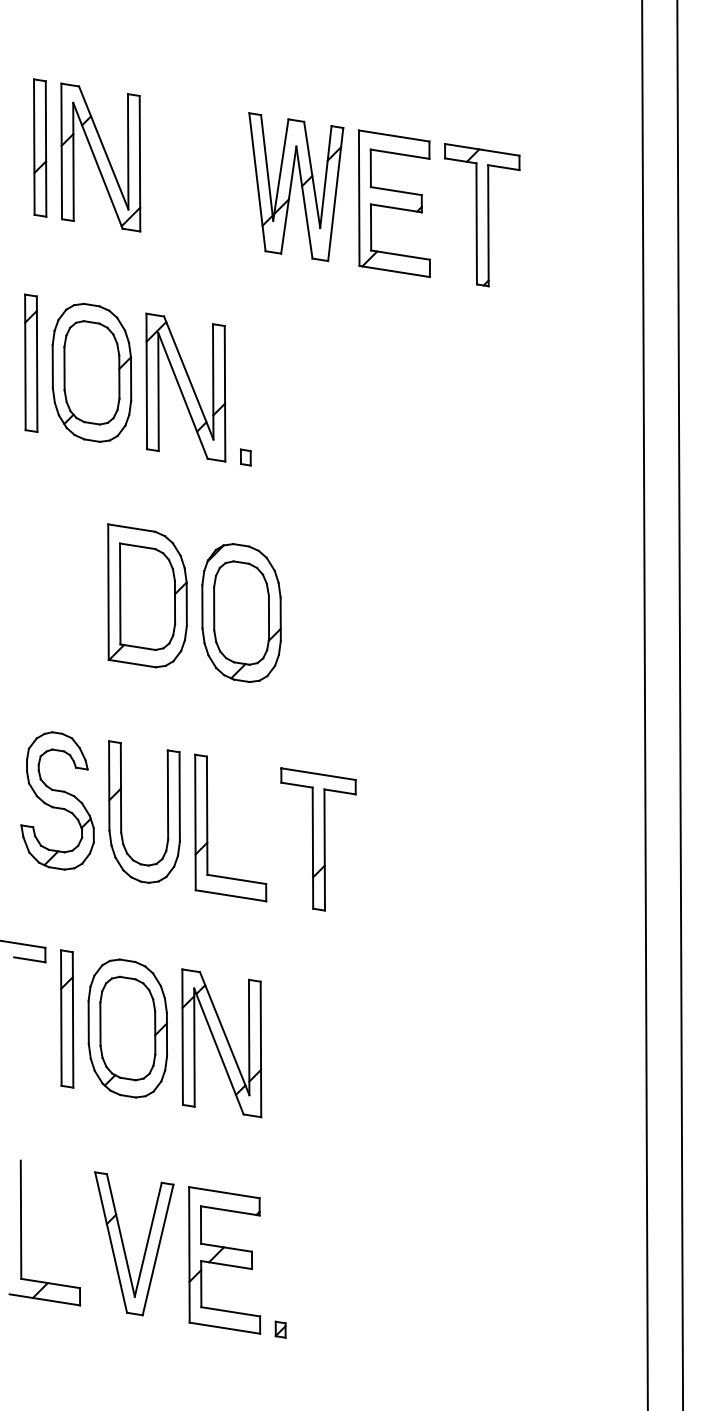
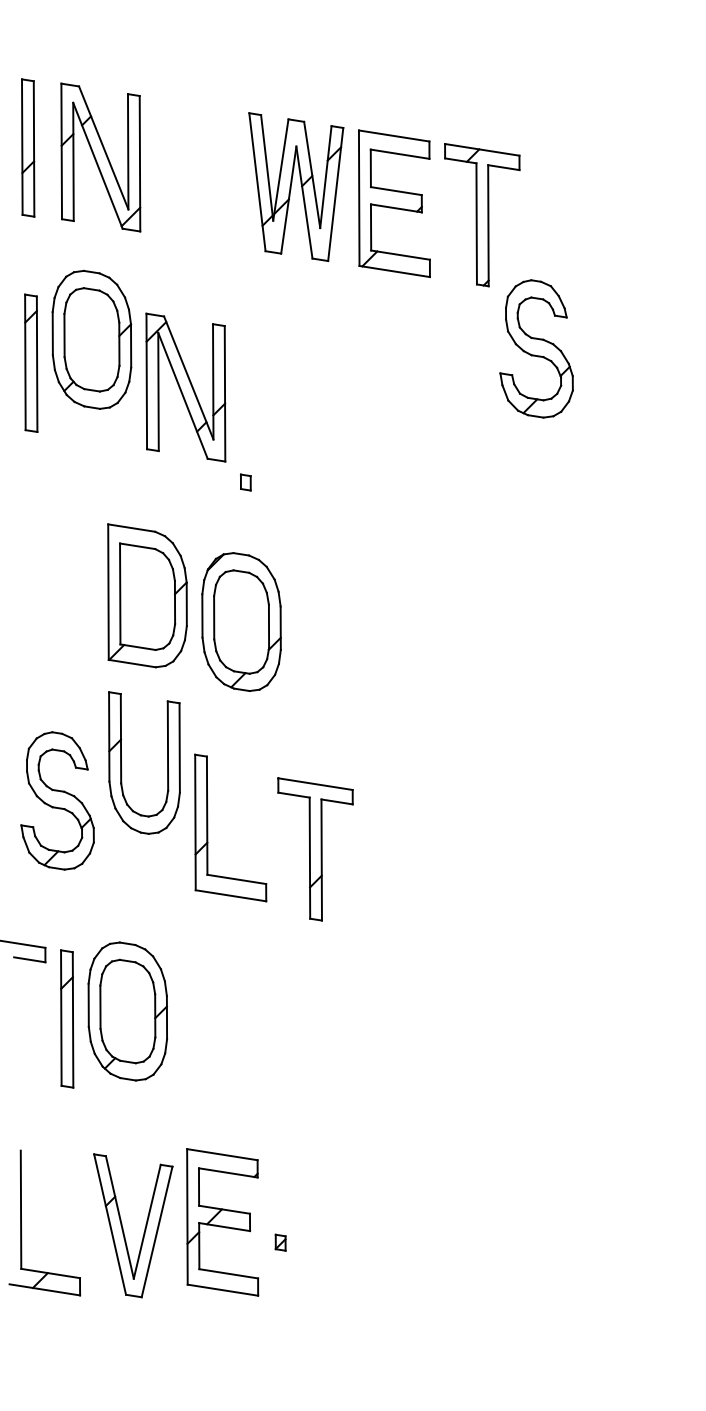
part position: (40, 147) -> (28, 147) (28, 147)
part: none -> present (536, 348)
part position: (91, 372) -> (91, 339) (91, 339)
part position: (245, 457) -> (245, 482) (245, 482)
part position: (241, 612) -> (241, 621) (241, 621)
line: present -> none (644, 704)
line: present -> none (680, 704)
part position: (121, 811) -> (121, 762) (121, 762)
part position: (318, 839) -> (315, 849) (315, 849)
part position: (127, 1028) -> (127, 1011) (127, 1011)
part: present -> none (221, 1043)
part position: (21, 1232) -> (21, 1222) (21, 1222)
part position: (124, 1245) -> (123, 1227) (123, 1227)
part position: (224, 1260) -> (222, 1222) (222, 1222)
part position: (280, 1329) -> (280, 1242) (280, 1242)
